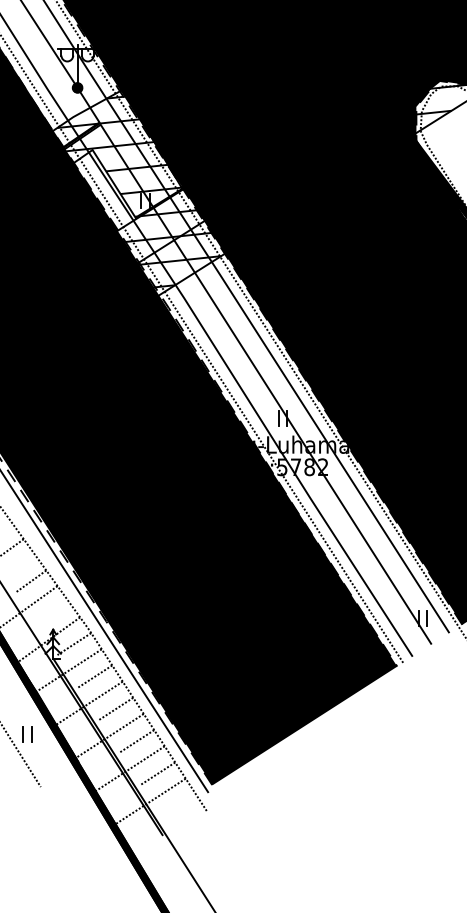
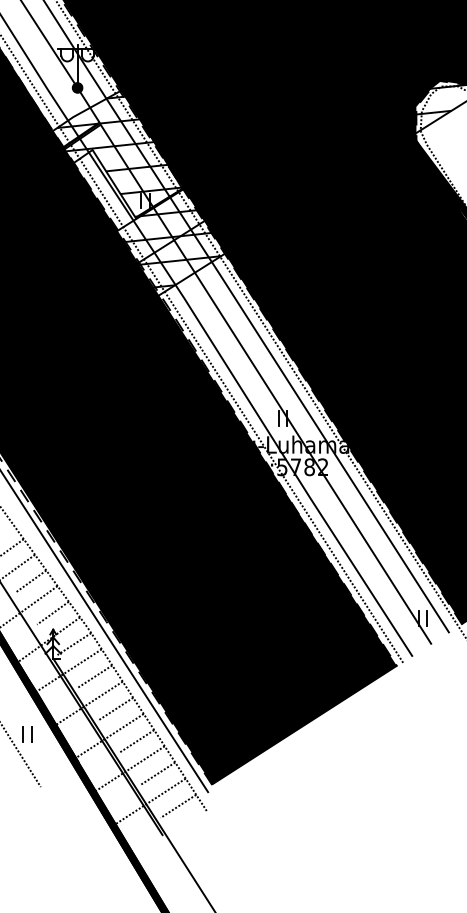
line: none -> present (18, 566)
line: none -> present (52, 612)
line: none -> present (178, 805)
